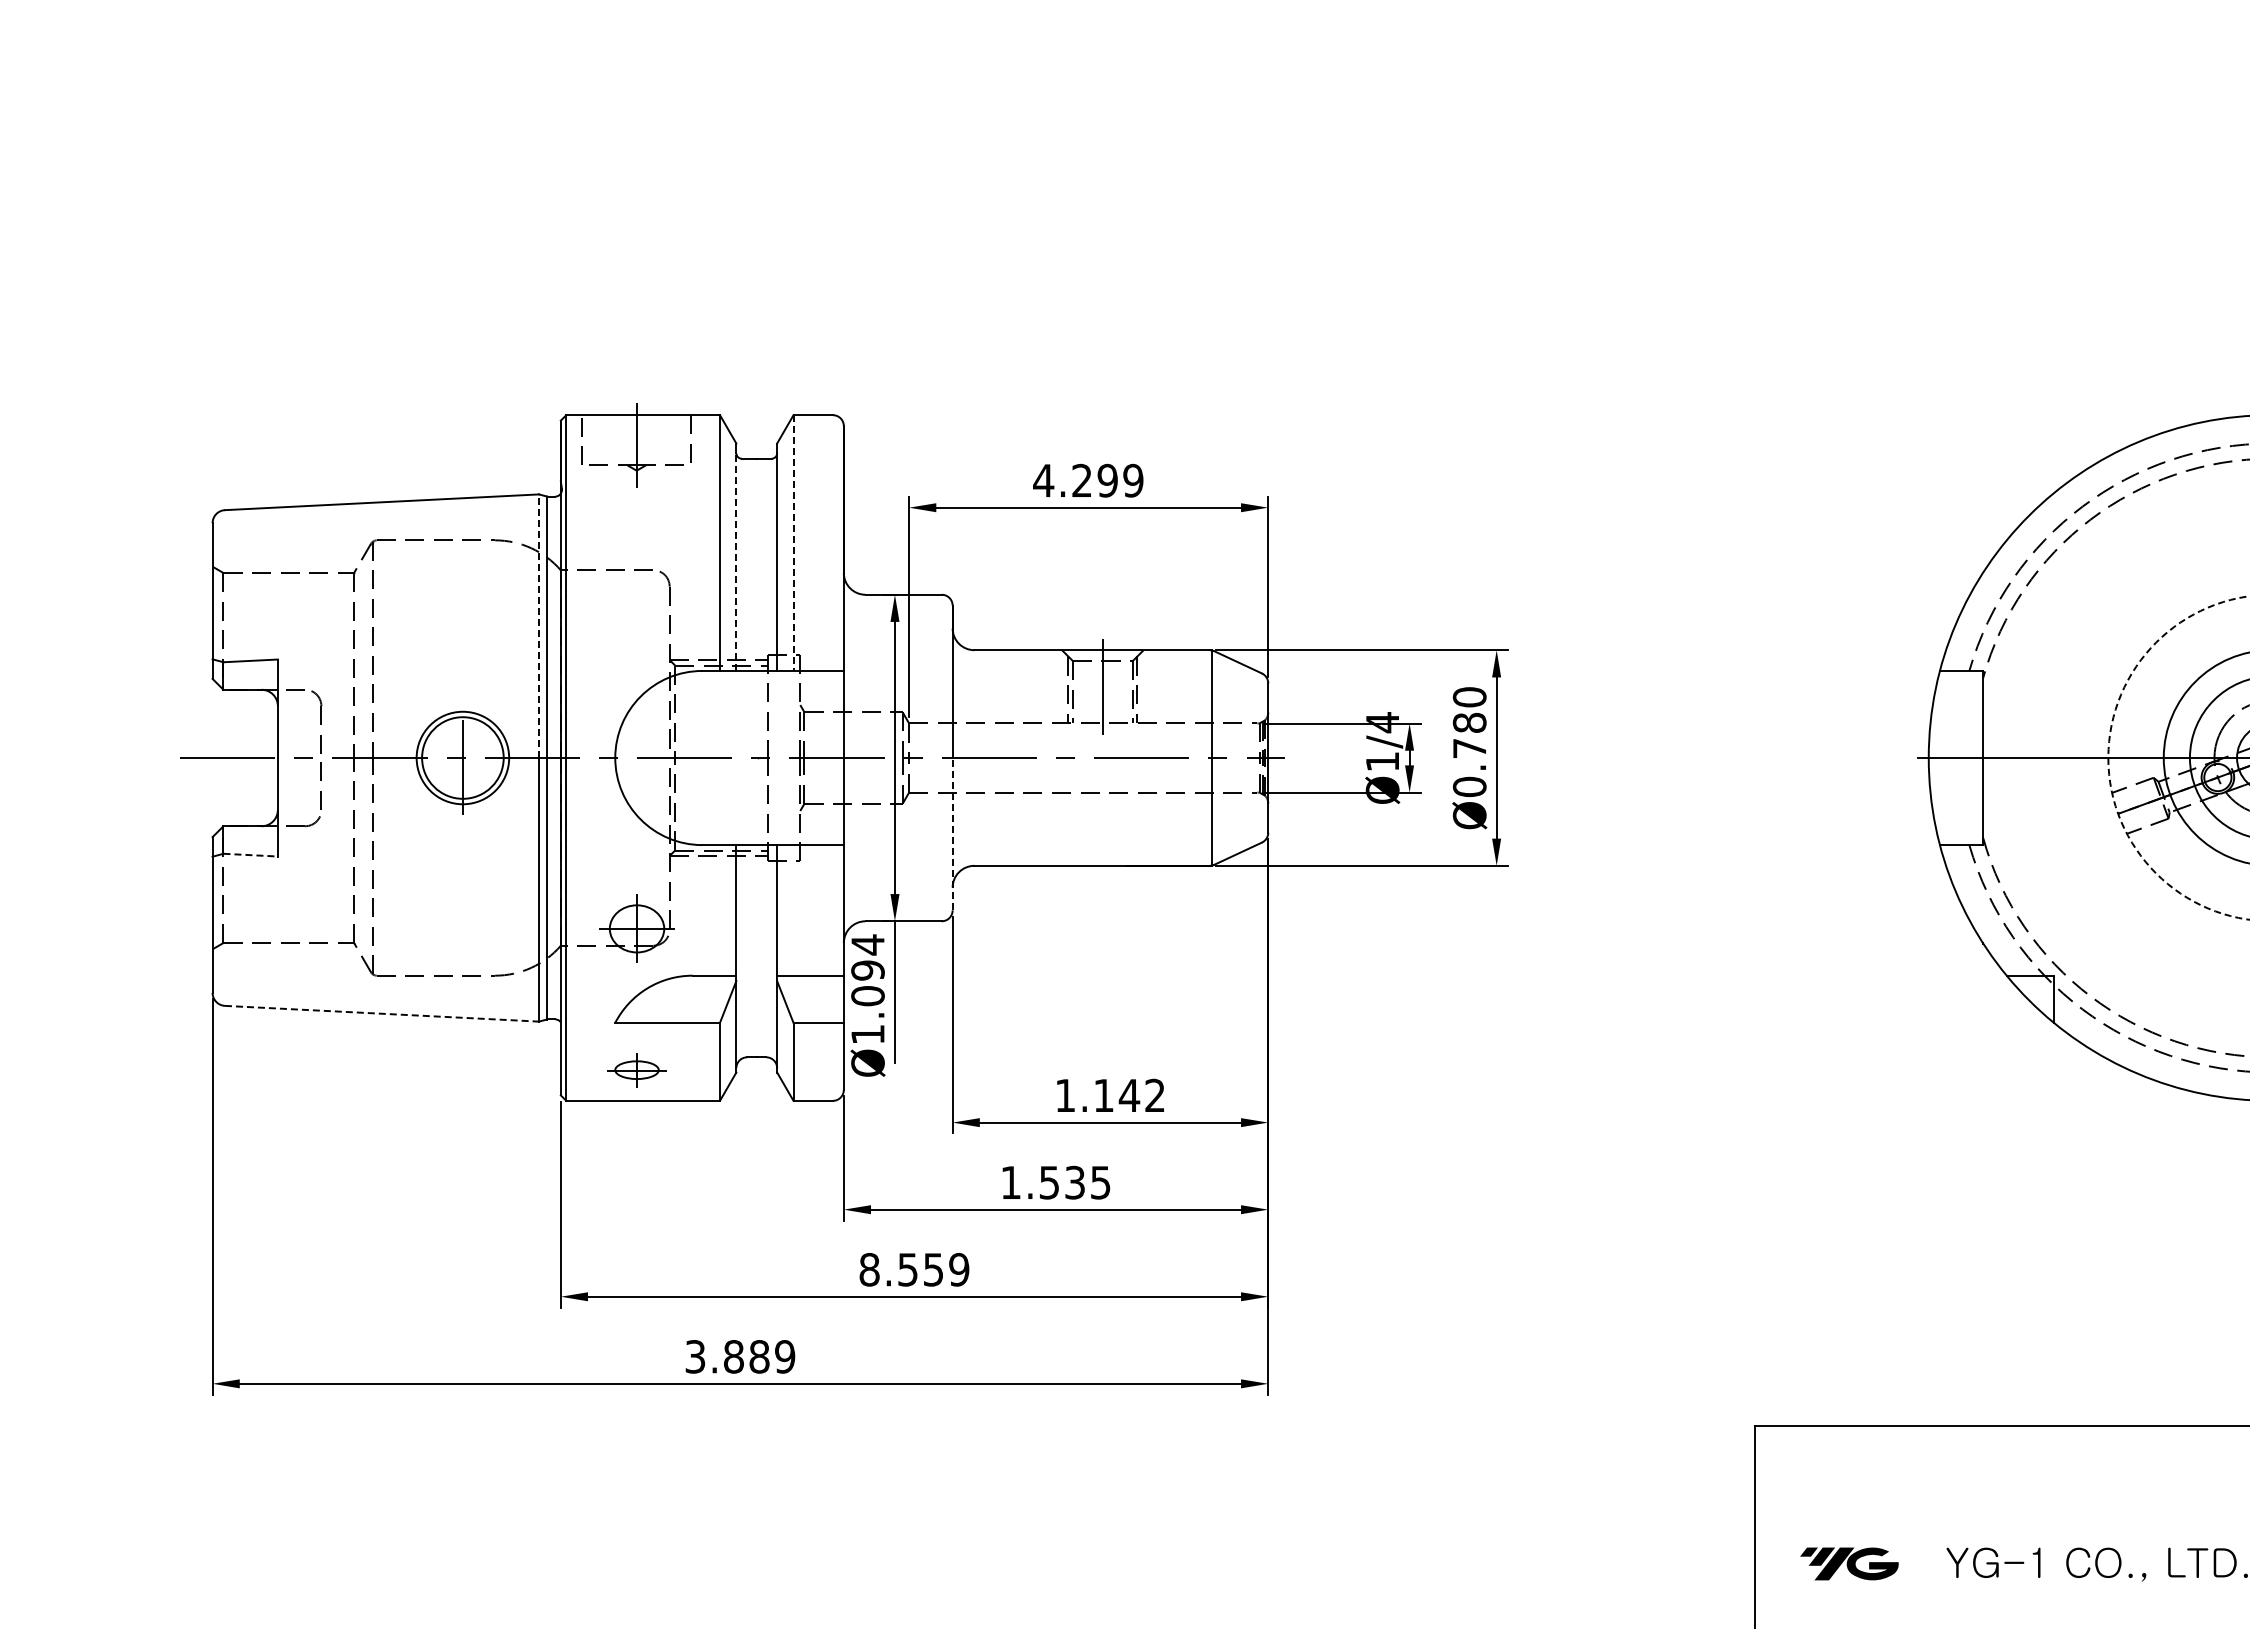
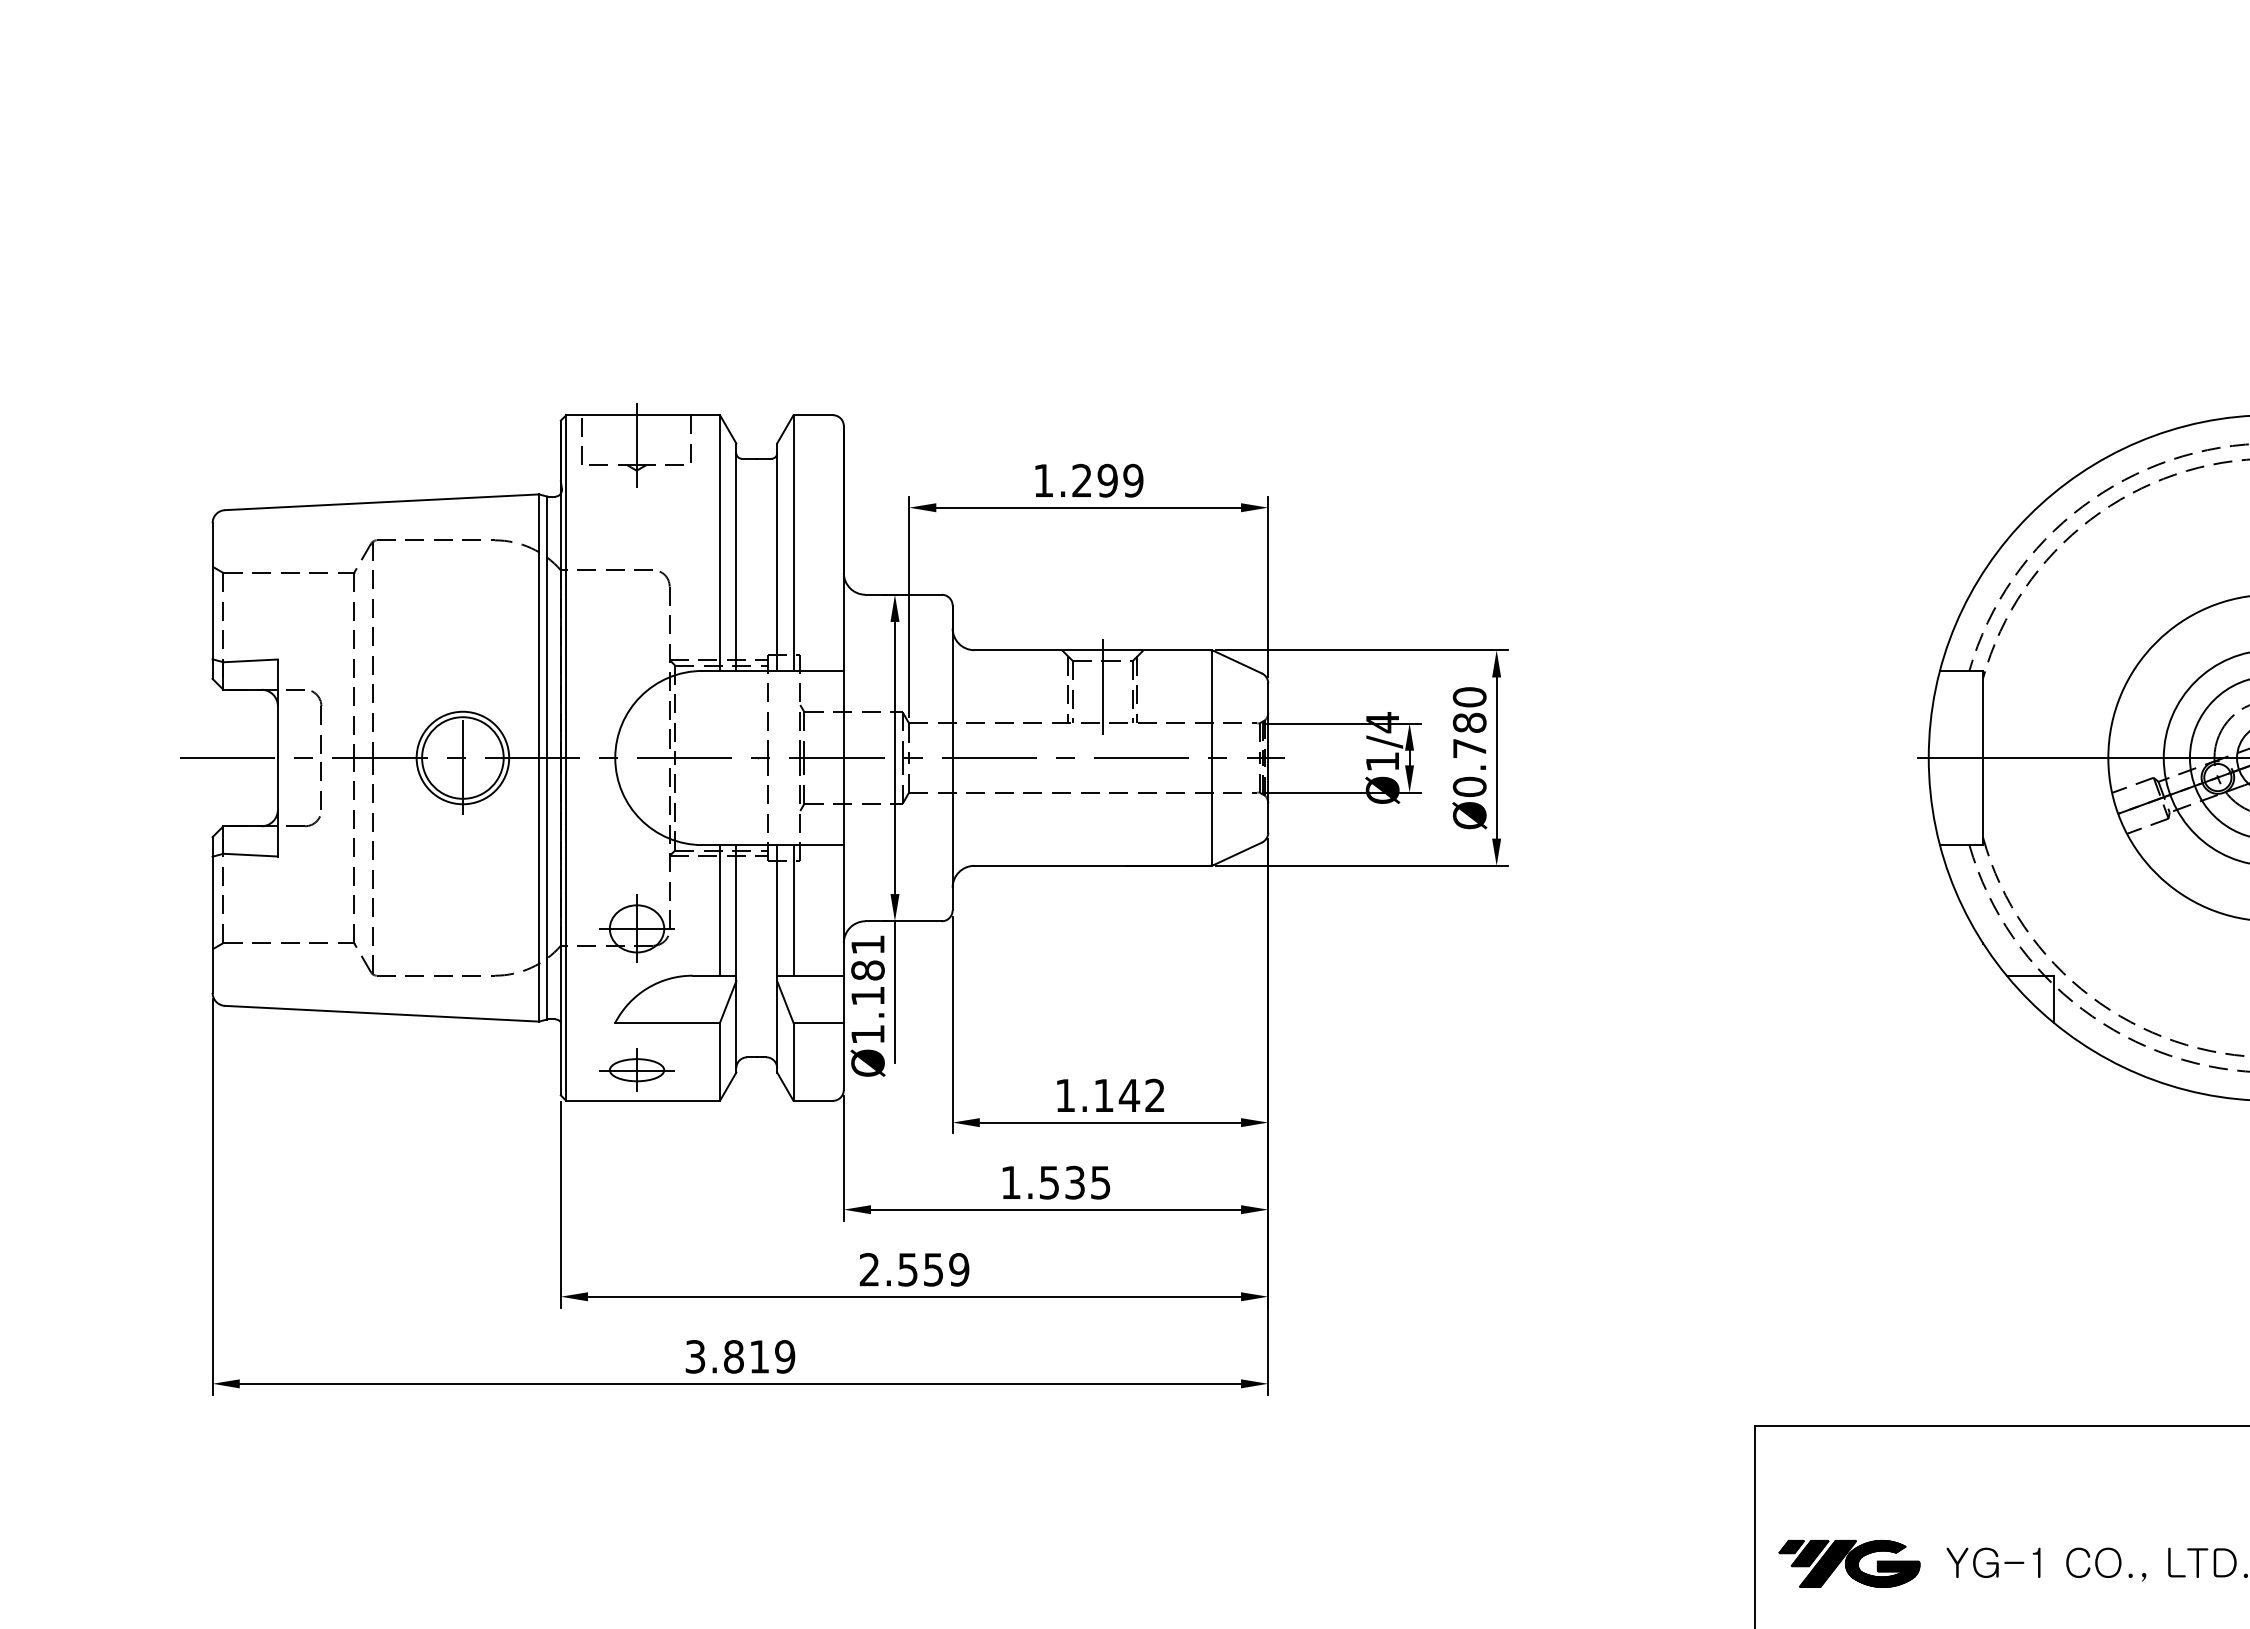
text: 4.299 -> 1.299 (1043, 480)
line: dashed -> solid (793, 543)
line: dashed -> solid (736, 562)
line: dashed -> solid (539, 626)
circle: dashed -> solid (2178, 757)
line: dashed -> solid (952, 833)
line: dashed -> solid (251, 855)
line: none -> present (720, 910)
line: none -> present (793, 910)
text: Ø1.094 -> Ø1.181 (867, 970)
line: dashed -> solid (382, 1013)
part size: 60x35 px -> 76x44 px (636, 1069)
text: 8.559 -> 2.559 (869, 1269)
text: 3.889 -> 3.819 (759, 1356)
part size: 99x34 px -> 143x48 px (1849, 1563)
